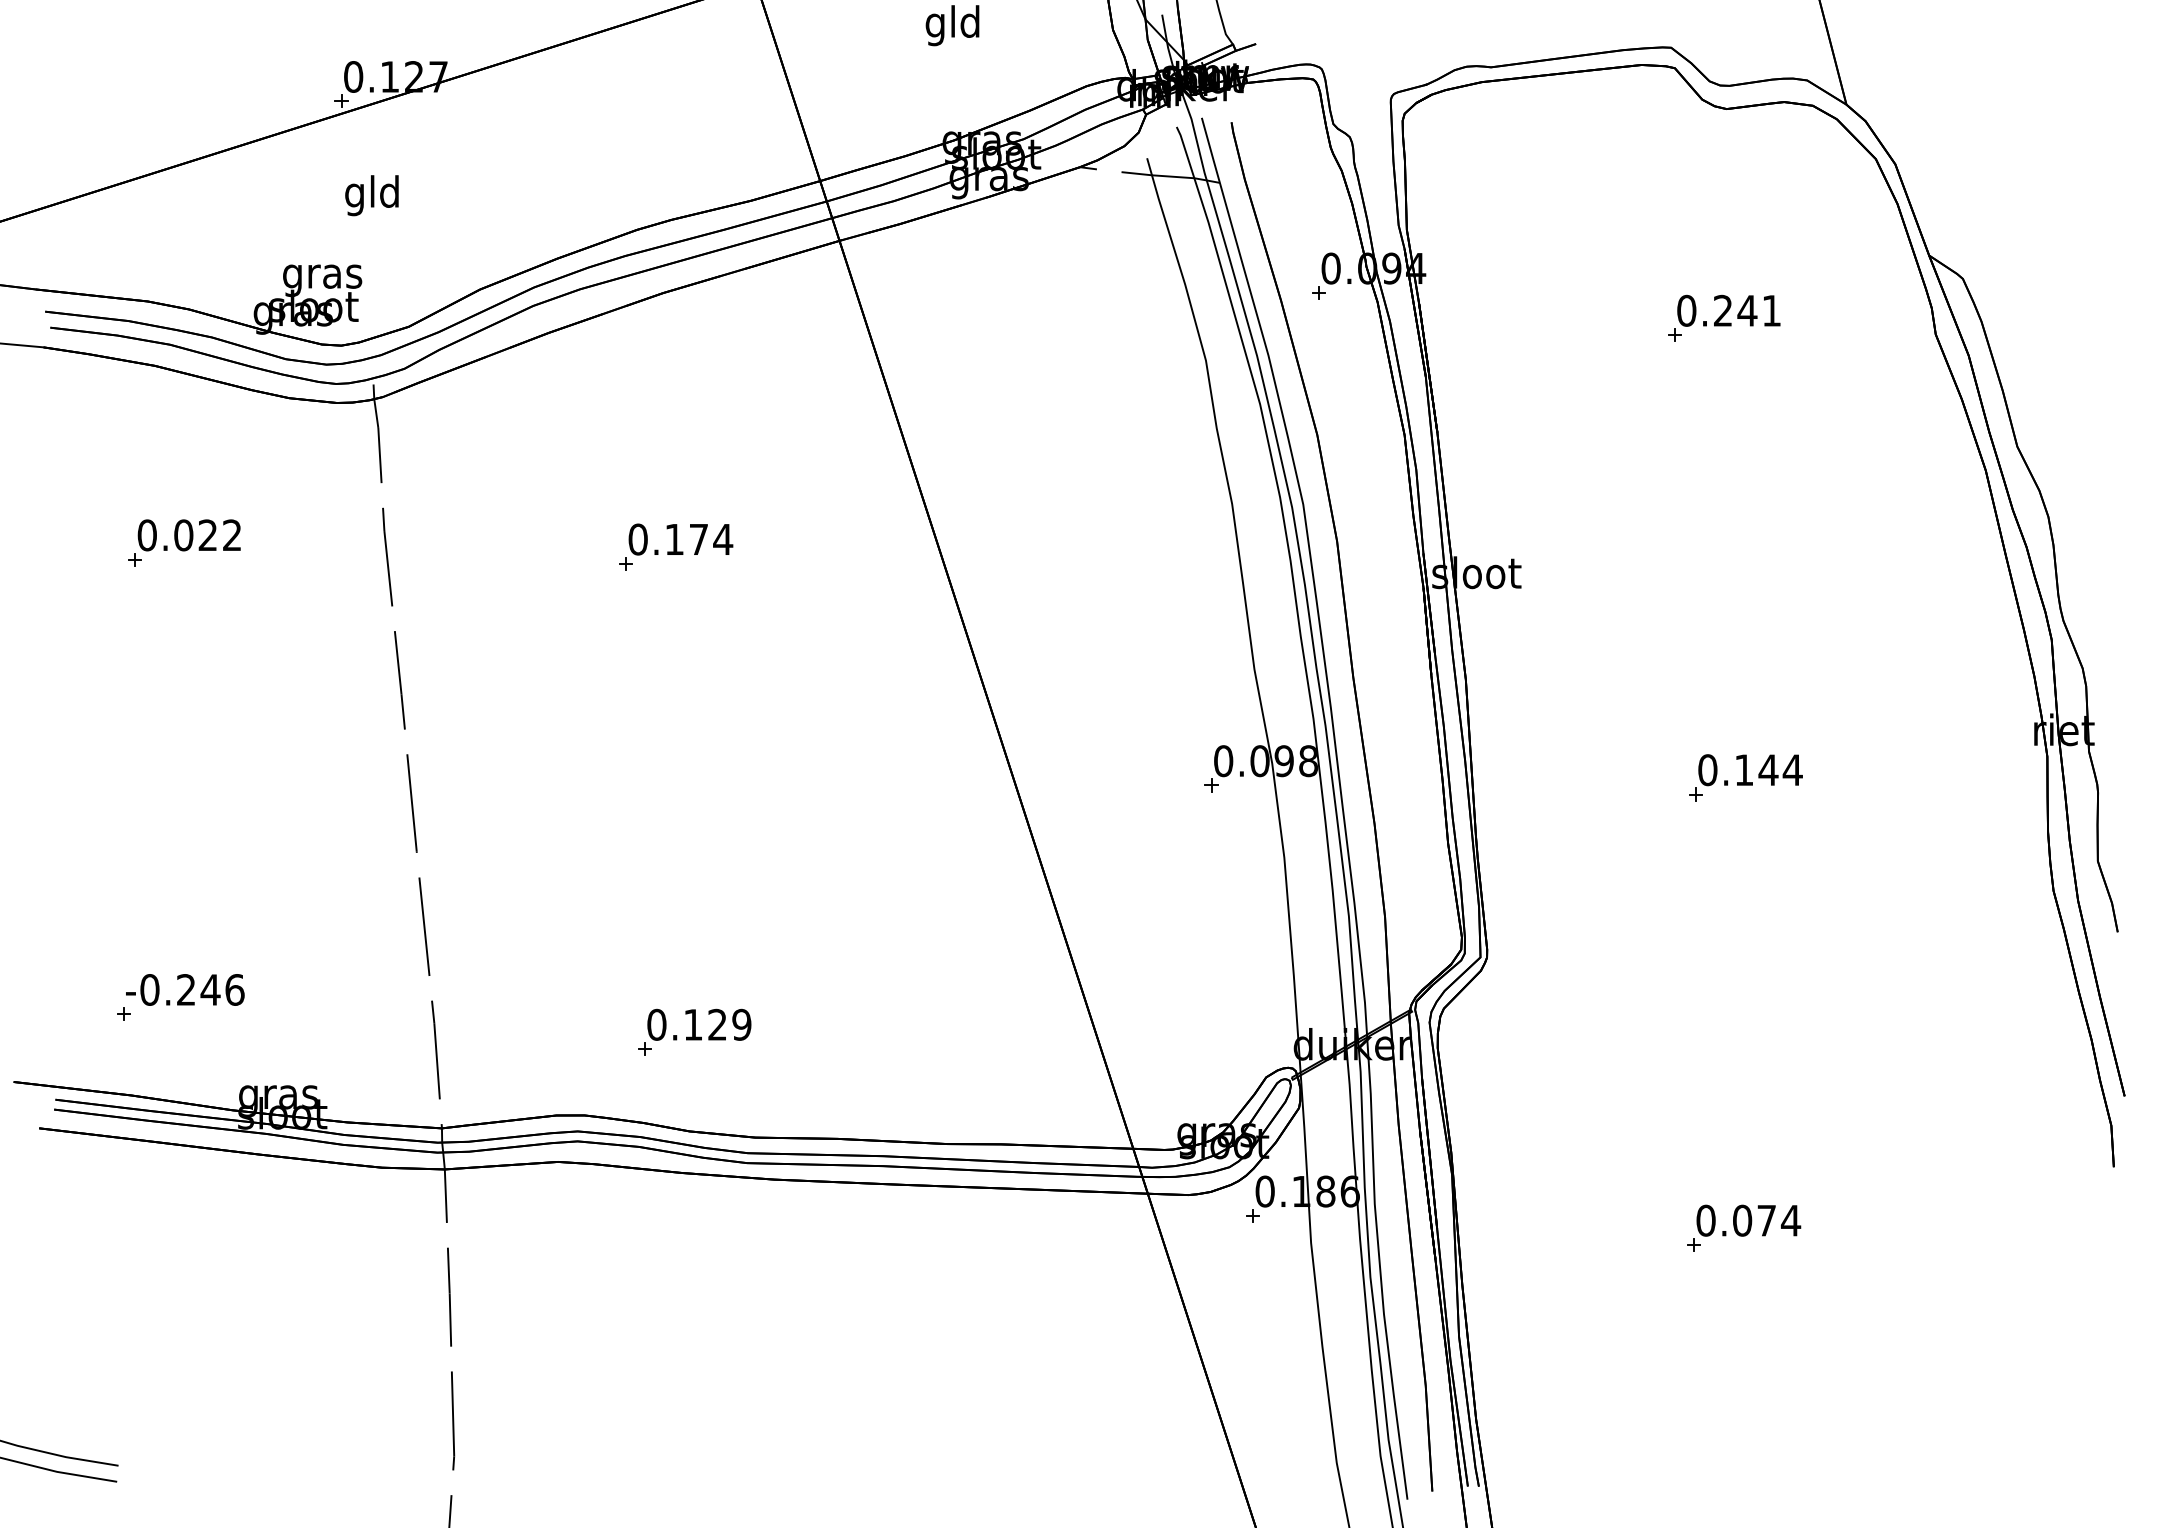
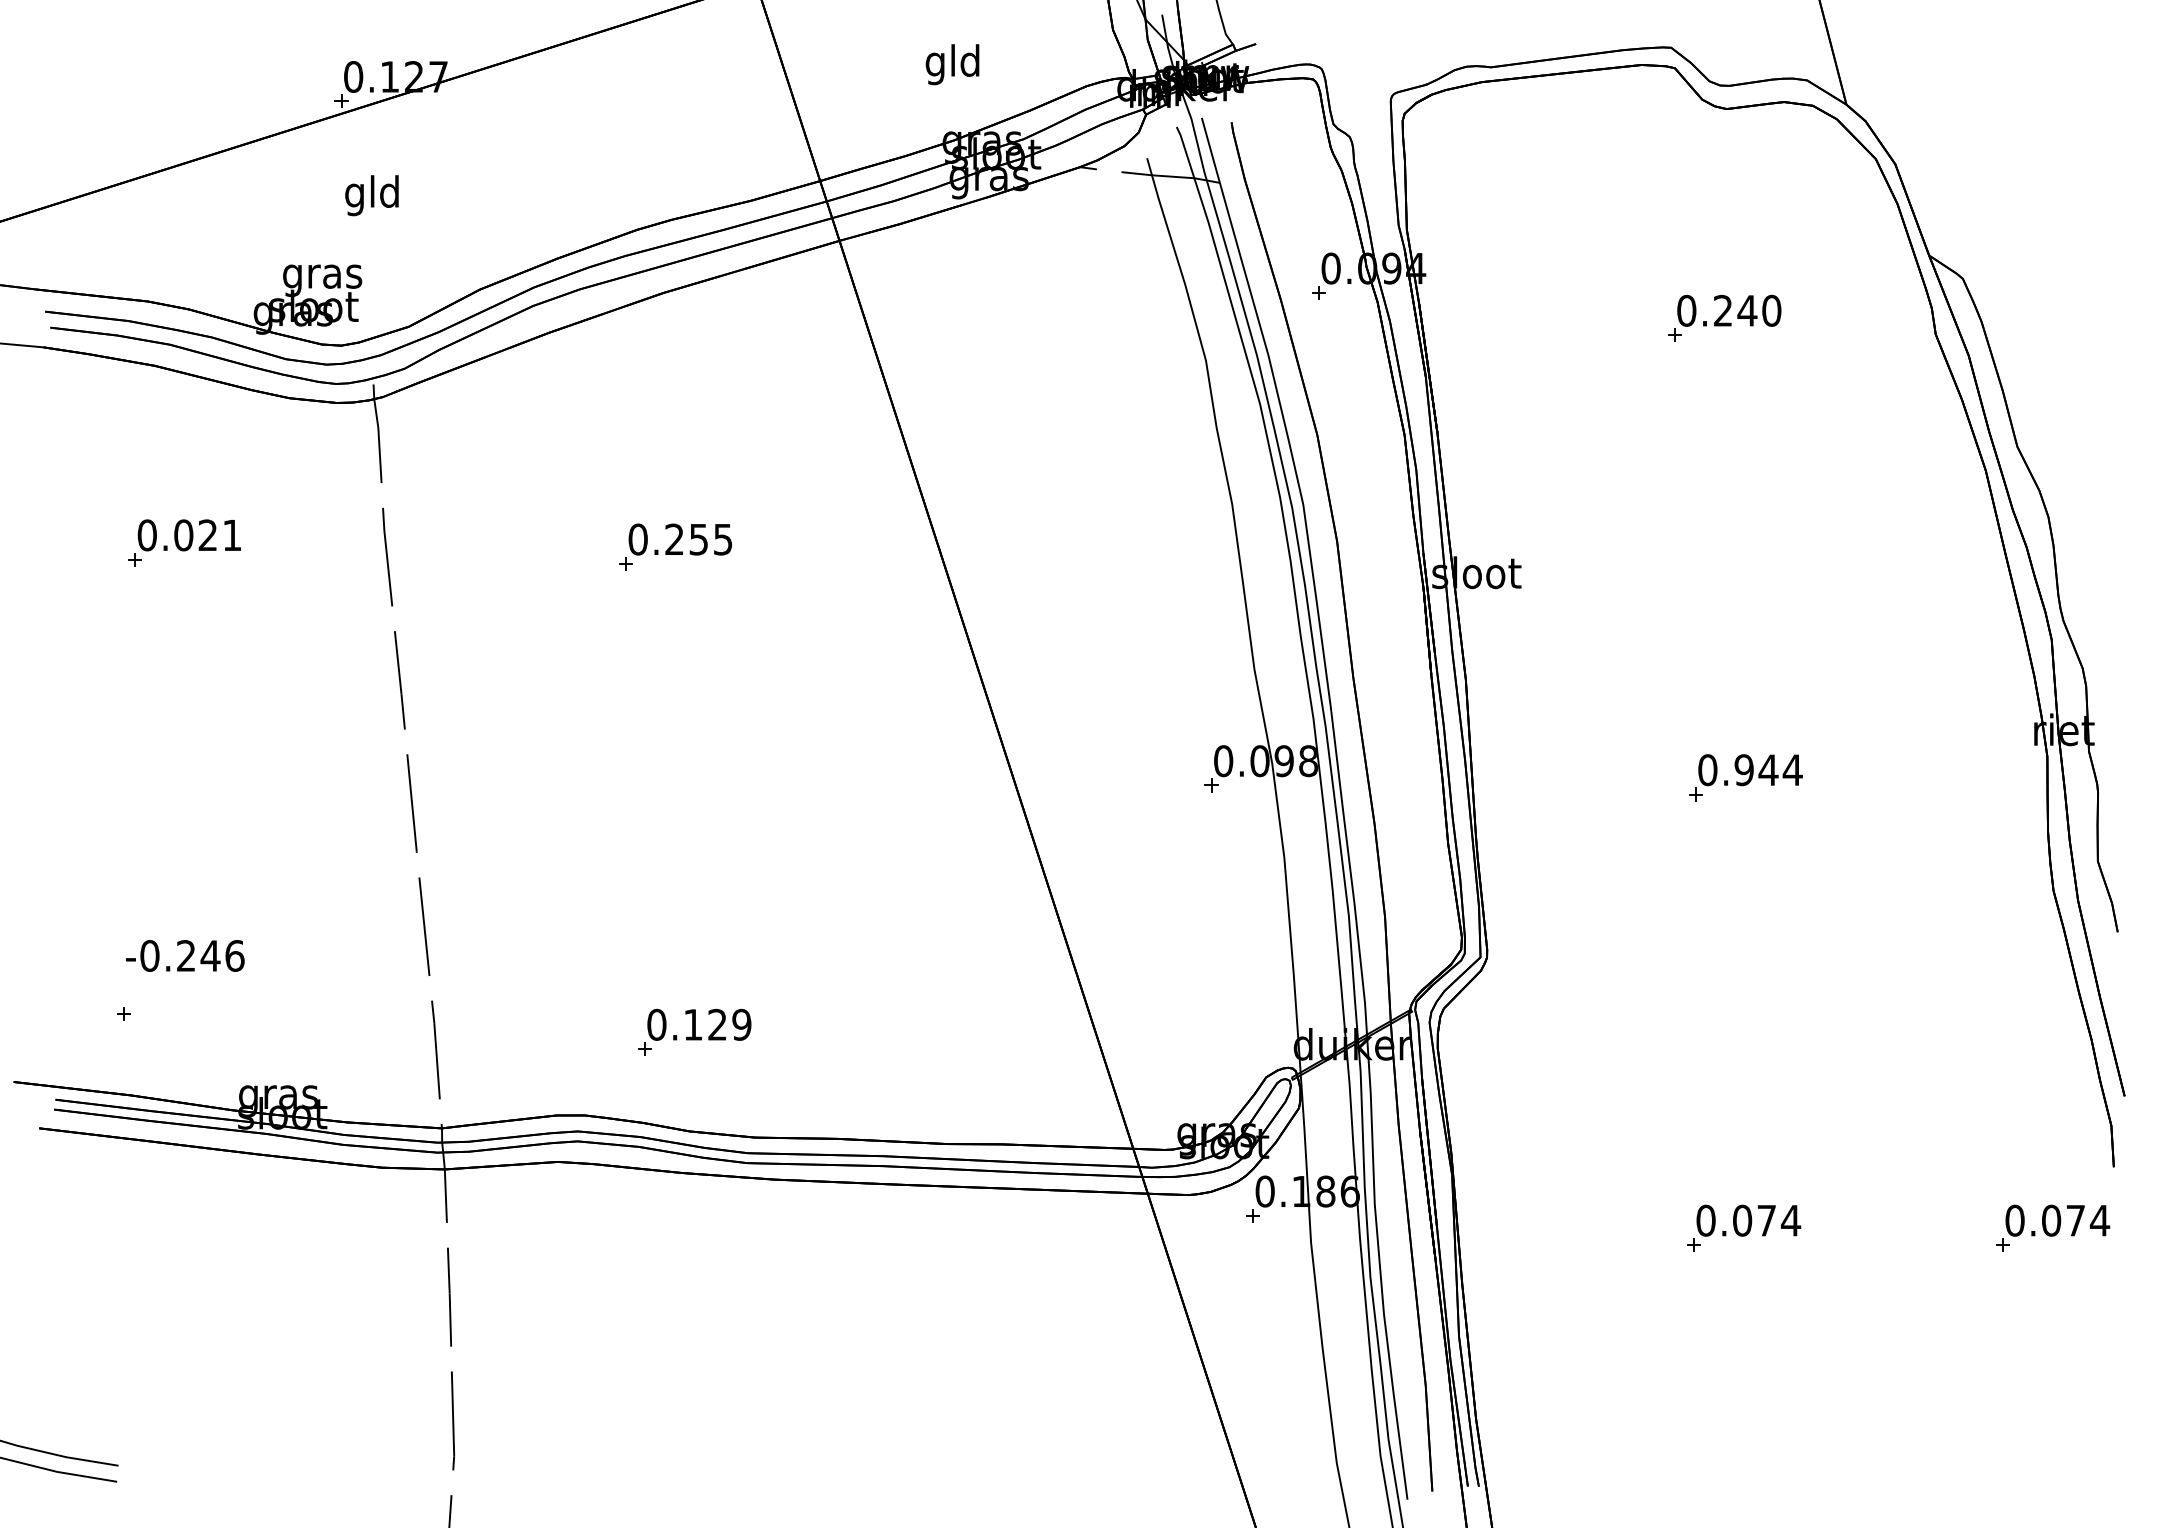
text position: (952, 25) -> (952, 64) (952, 64)
text: 0.241 -> 0.240 (1771, 310)
text: 0.022 -> 0.021 (231, 534)
text: 0.174 -> 0.255 (699, 539)
text: 0.144 -> 0.944 (1743, 770)
text position: (185, 989) -> (185, 955) (185, 955)
part: none -> present (2053, 1227)
